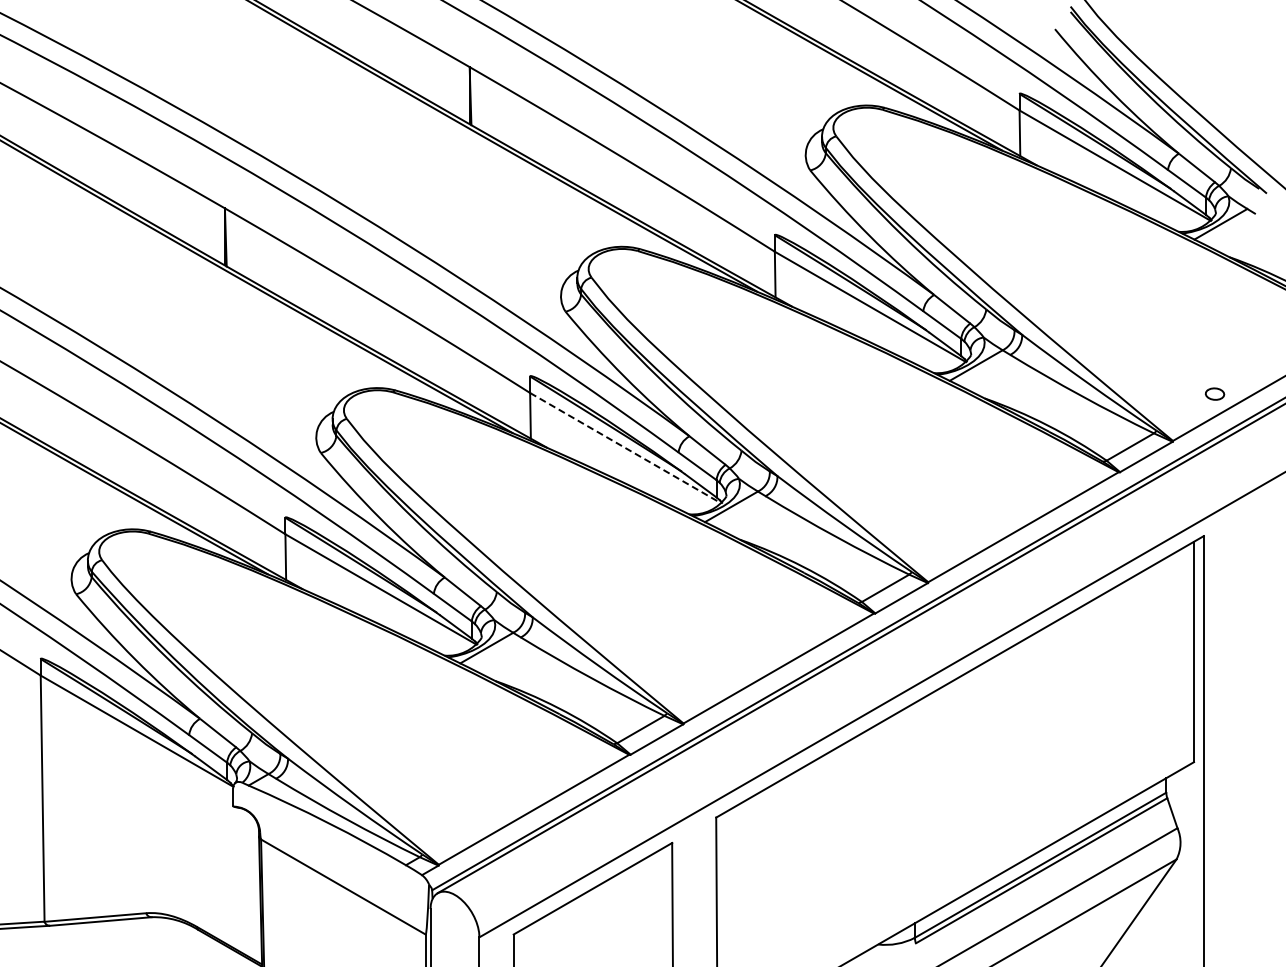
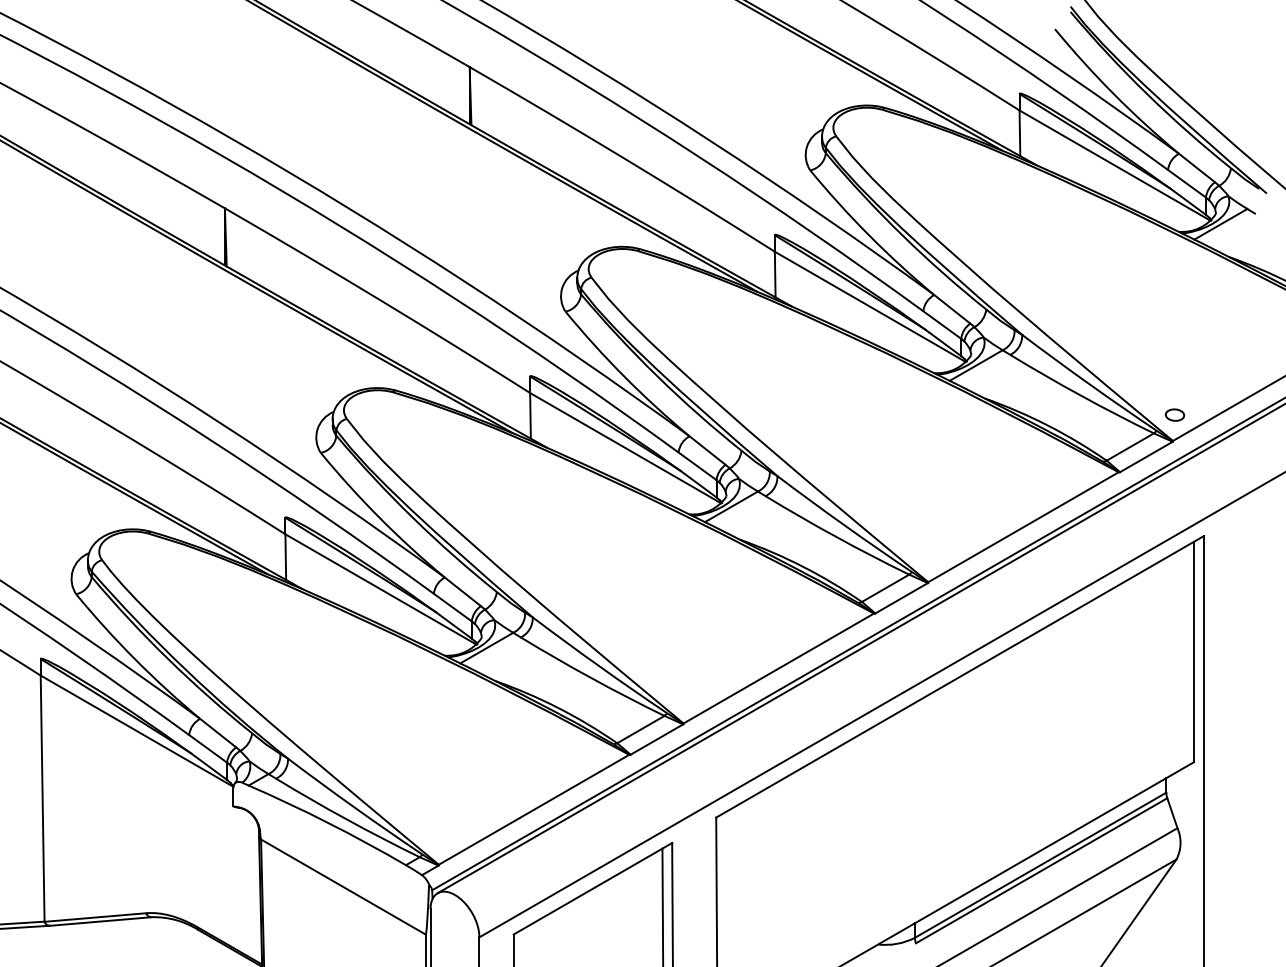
part position: (1215, 393) -> (1175, 414) (1175, 414)
line: dashed -> solid (626, 448)
line: none -> present (662, 905)
